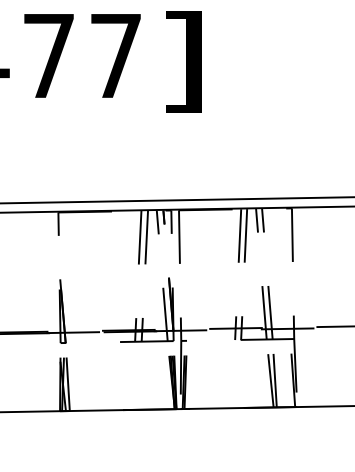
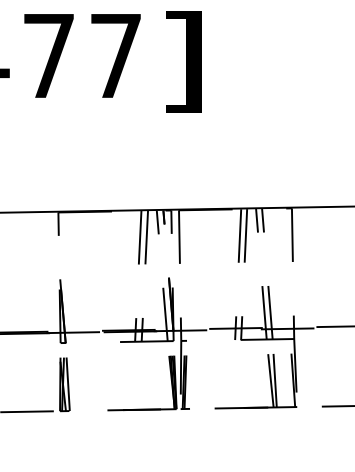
line: present -> none (176, 200)
line: solid -> dashed (177, 409)
